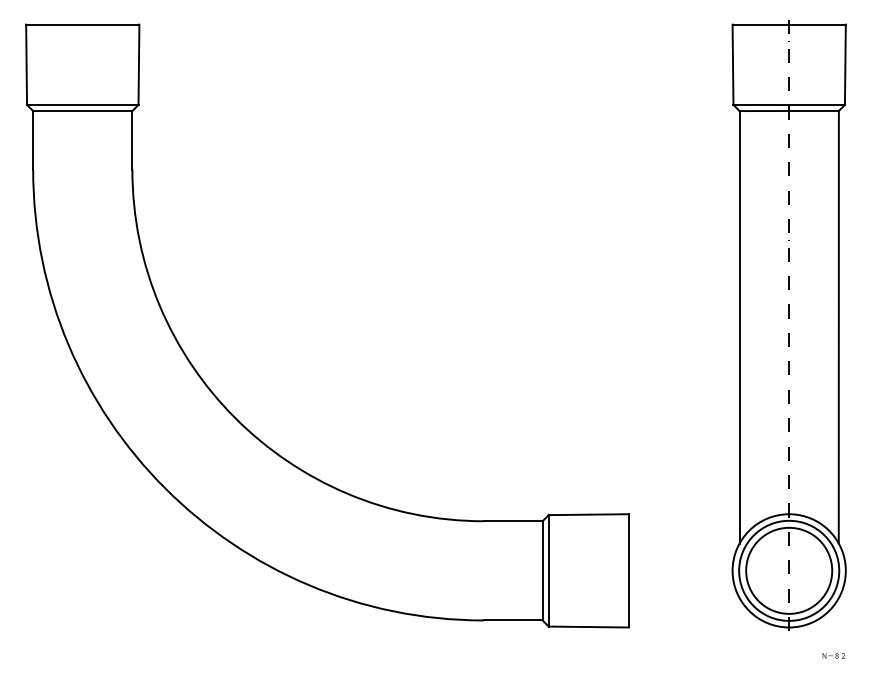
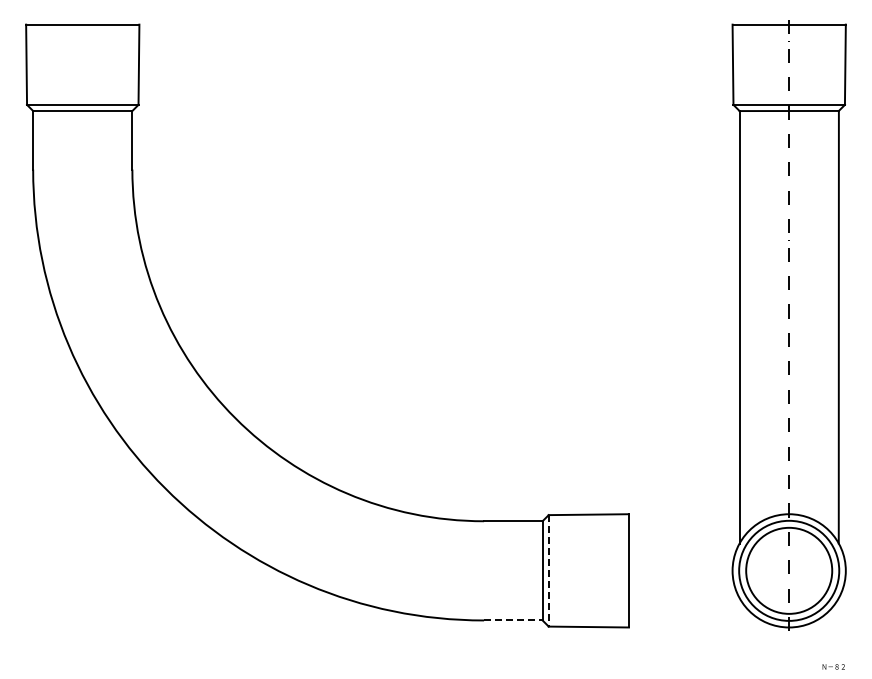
line: solid -> dashed (548, 570)
line: solid -> dashed (513, 620)
text position: (833, 655) -> (833, 666) (833, 666)
